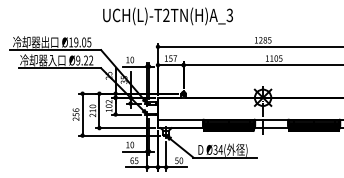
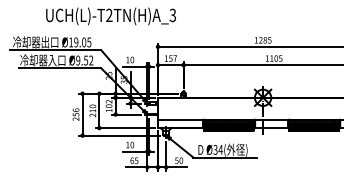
text position: (167, 16) -> (110, 16) (110, 16)
text: Ø9.22 -> Ø9.52 (86, 60)
